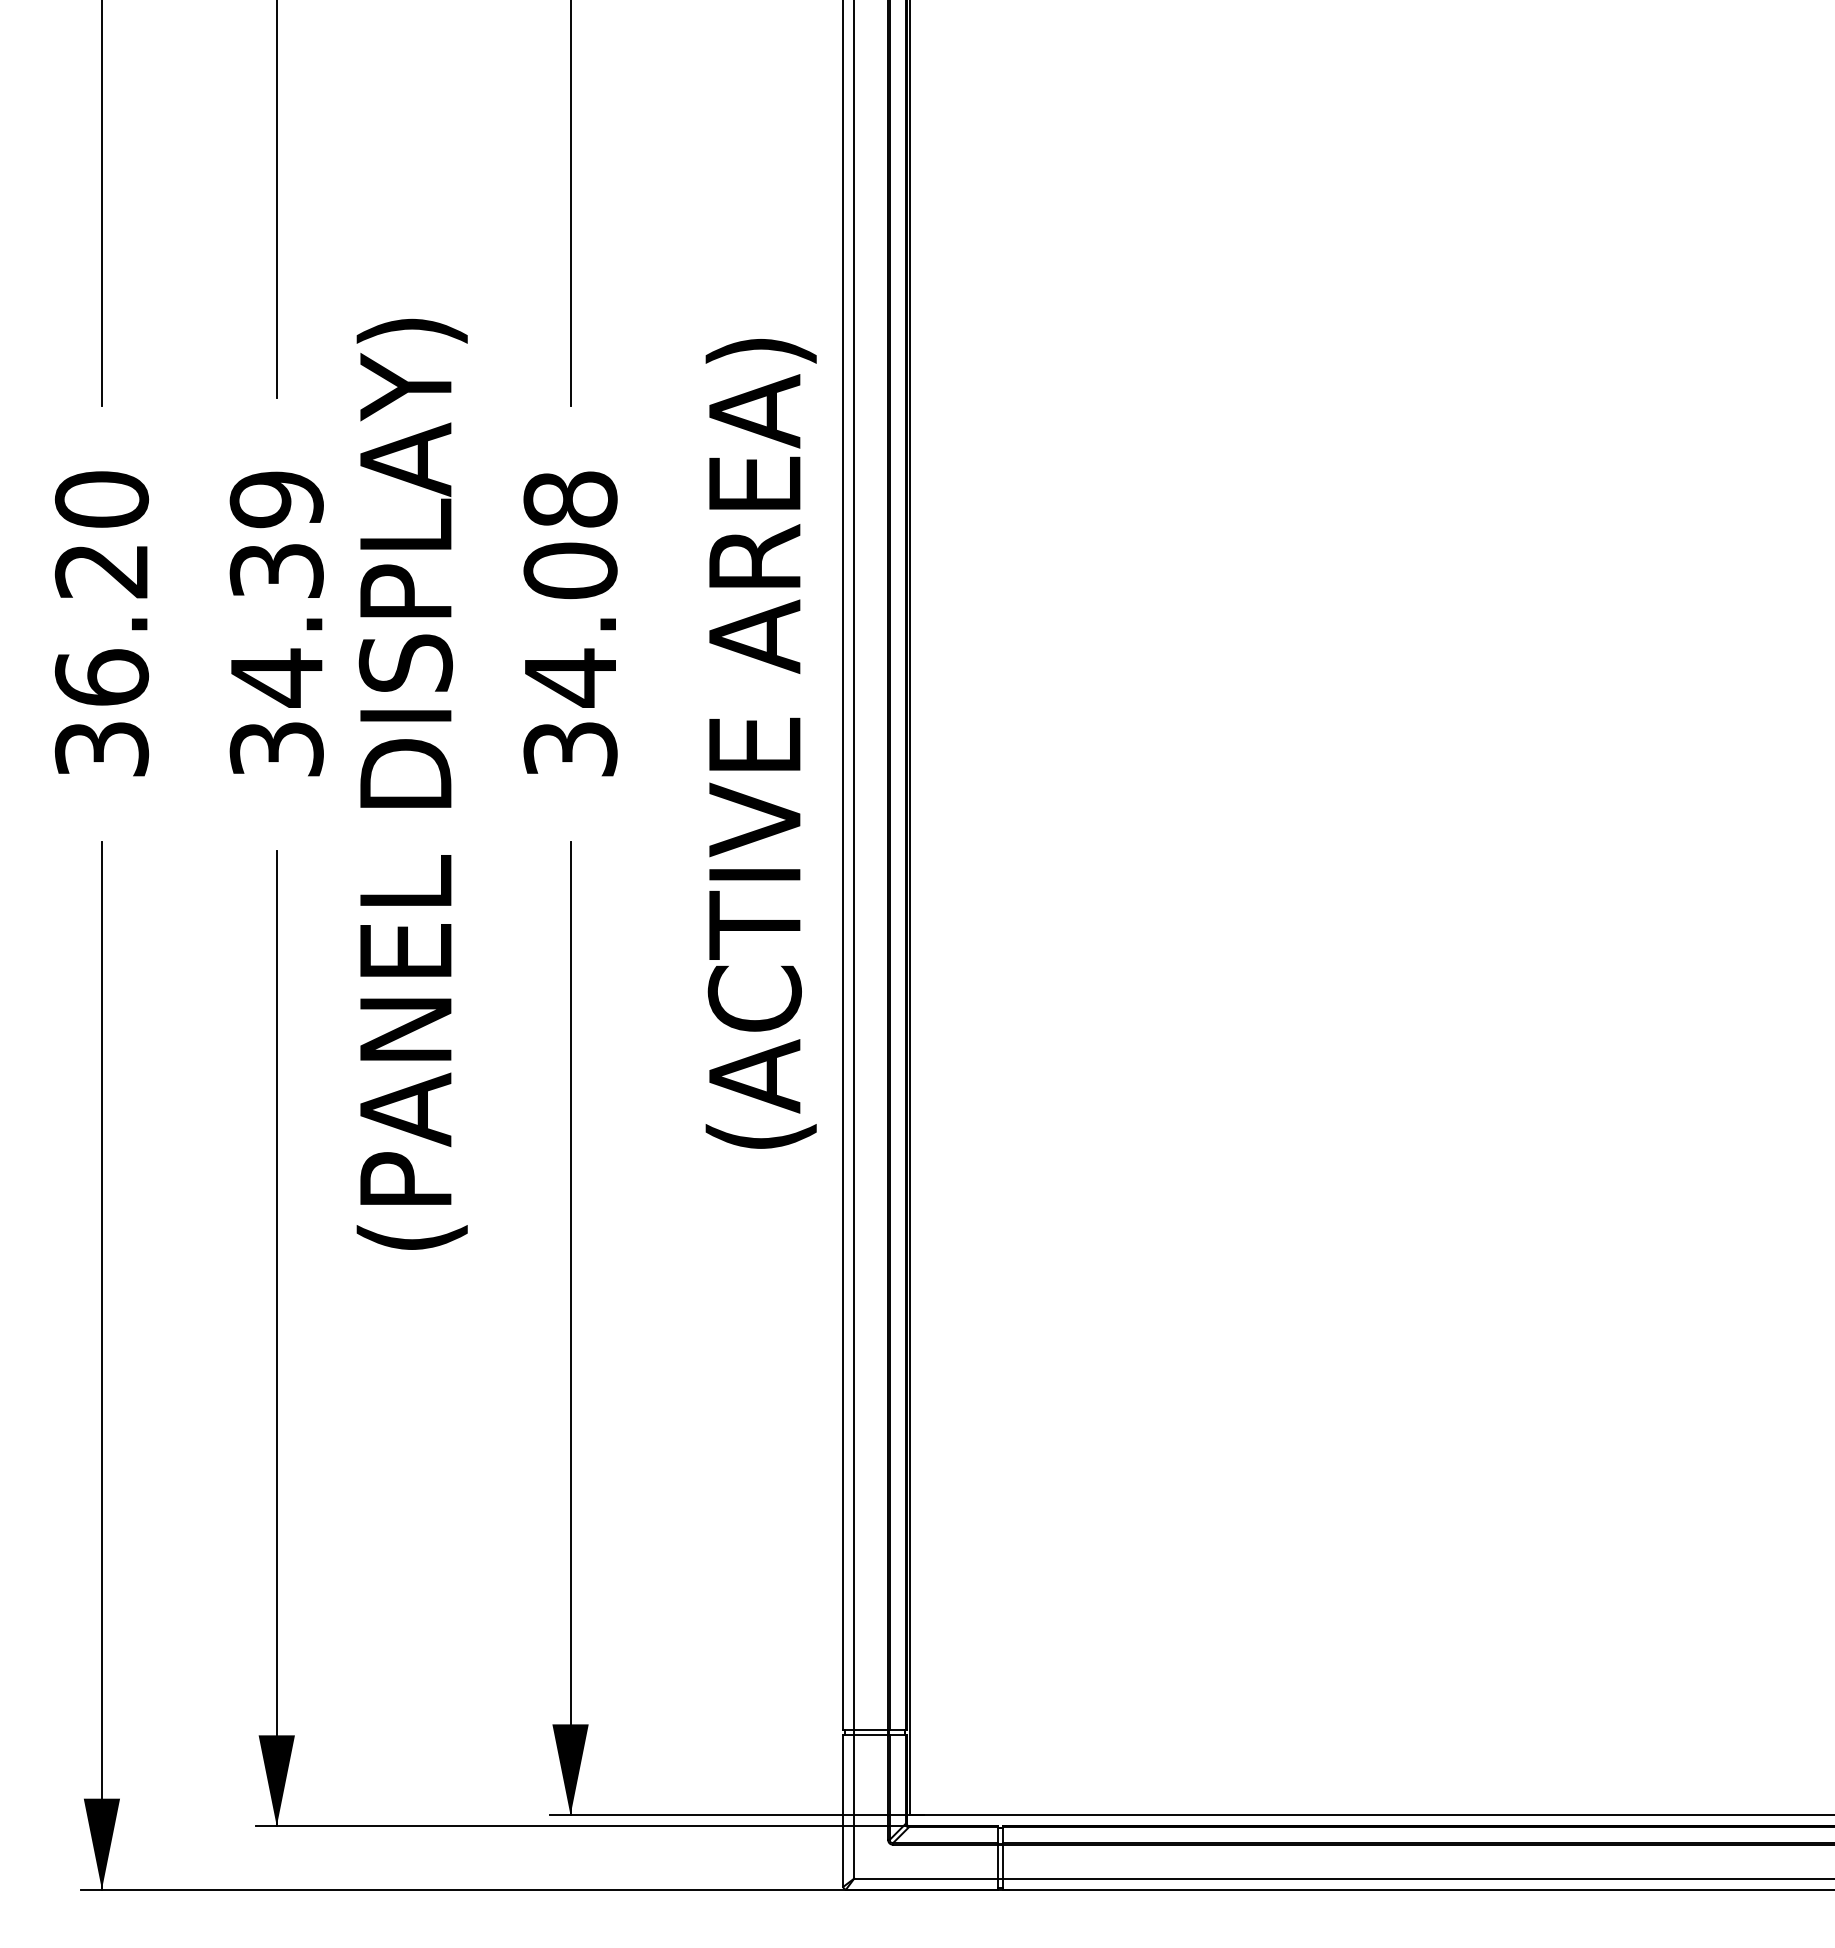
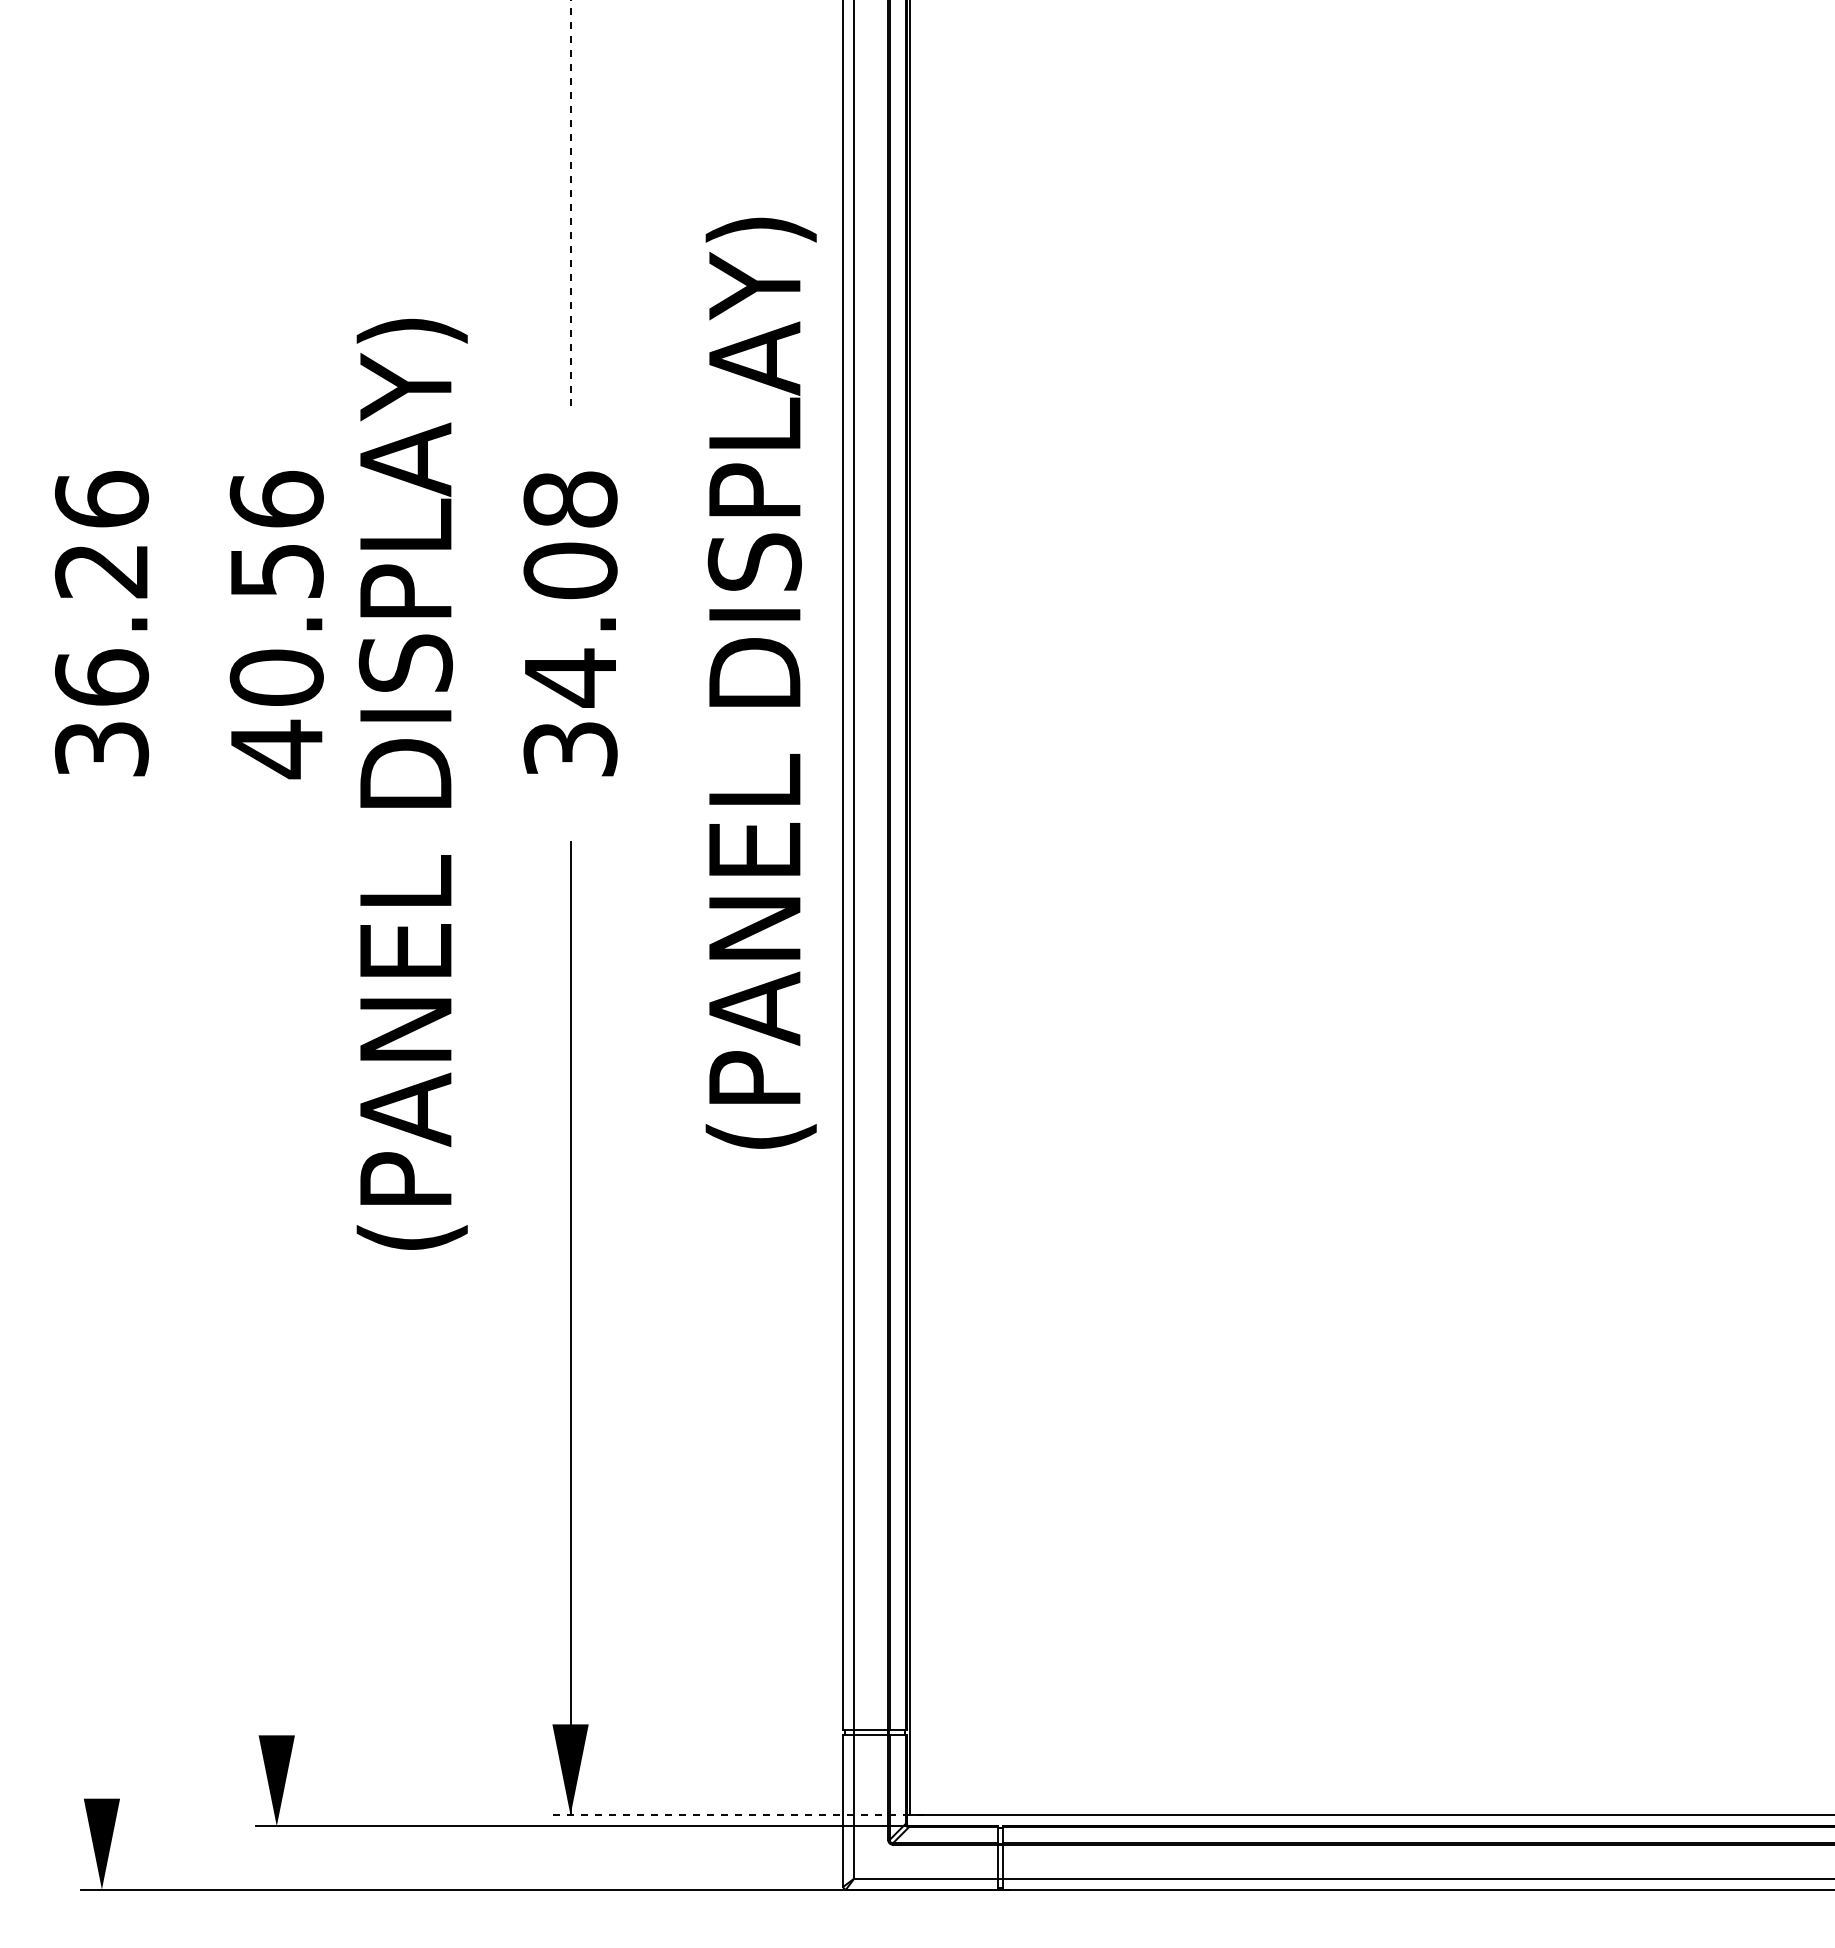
line: present -> none (276, 199)
line: solid -> dashed (570, 203)
line: present -> none (101, 204)
text: 36.20 -> 36.26 (101, 499)
text: 34.39 -> 40.56 (276, 625)
text: (ACTIVE AREA) -> (PANEL DISPLAY) (760, 665)
line: present -> none (276, 1338)
line: present -> none (101, 1365)
line: solid -> dashed (736, 1815)
